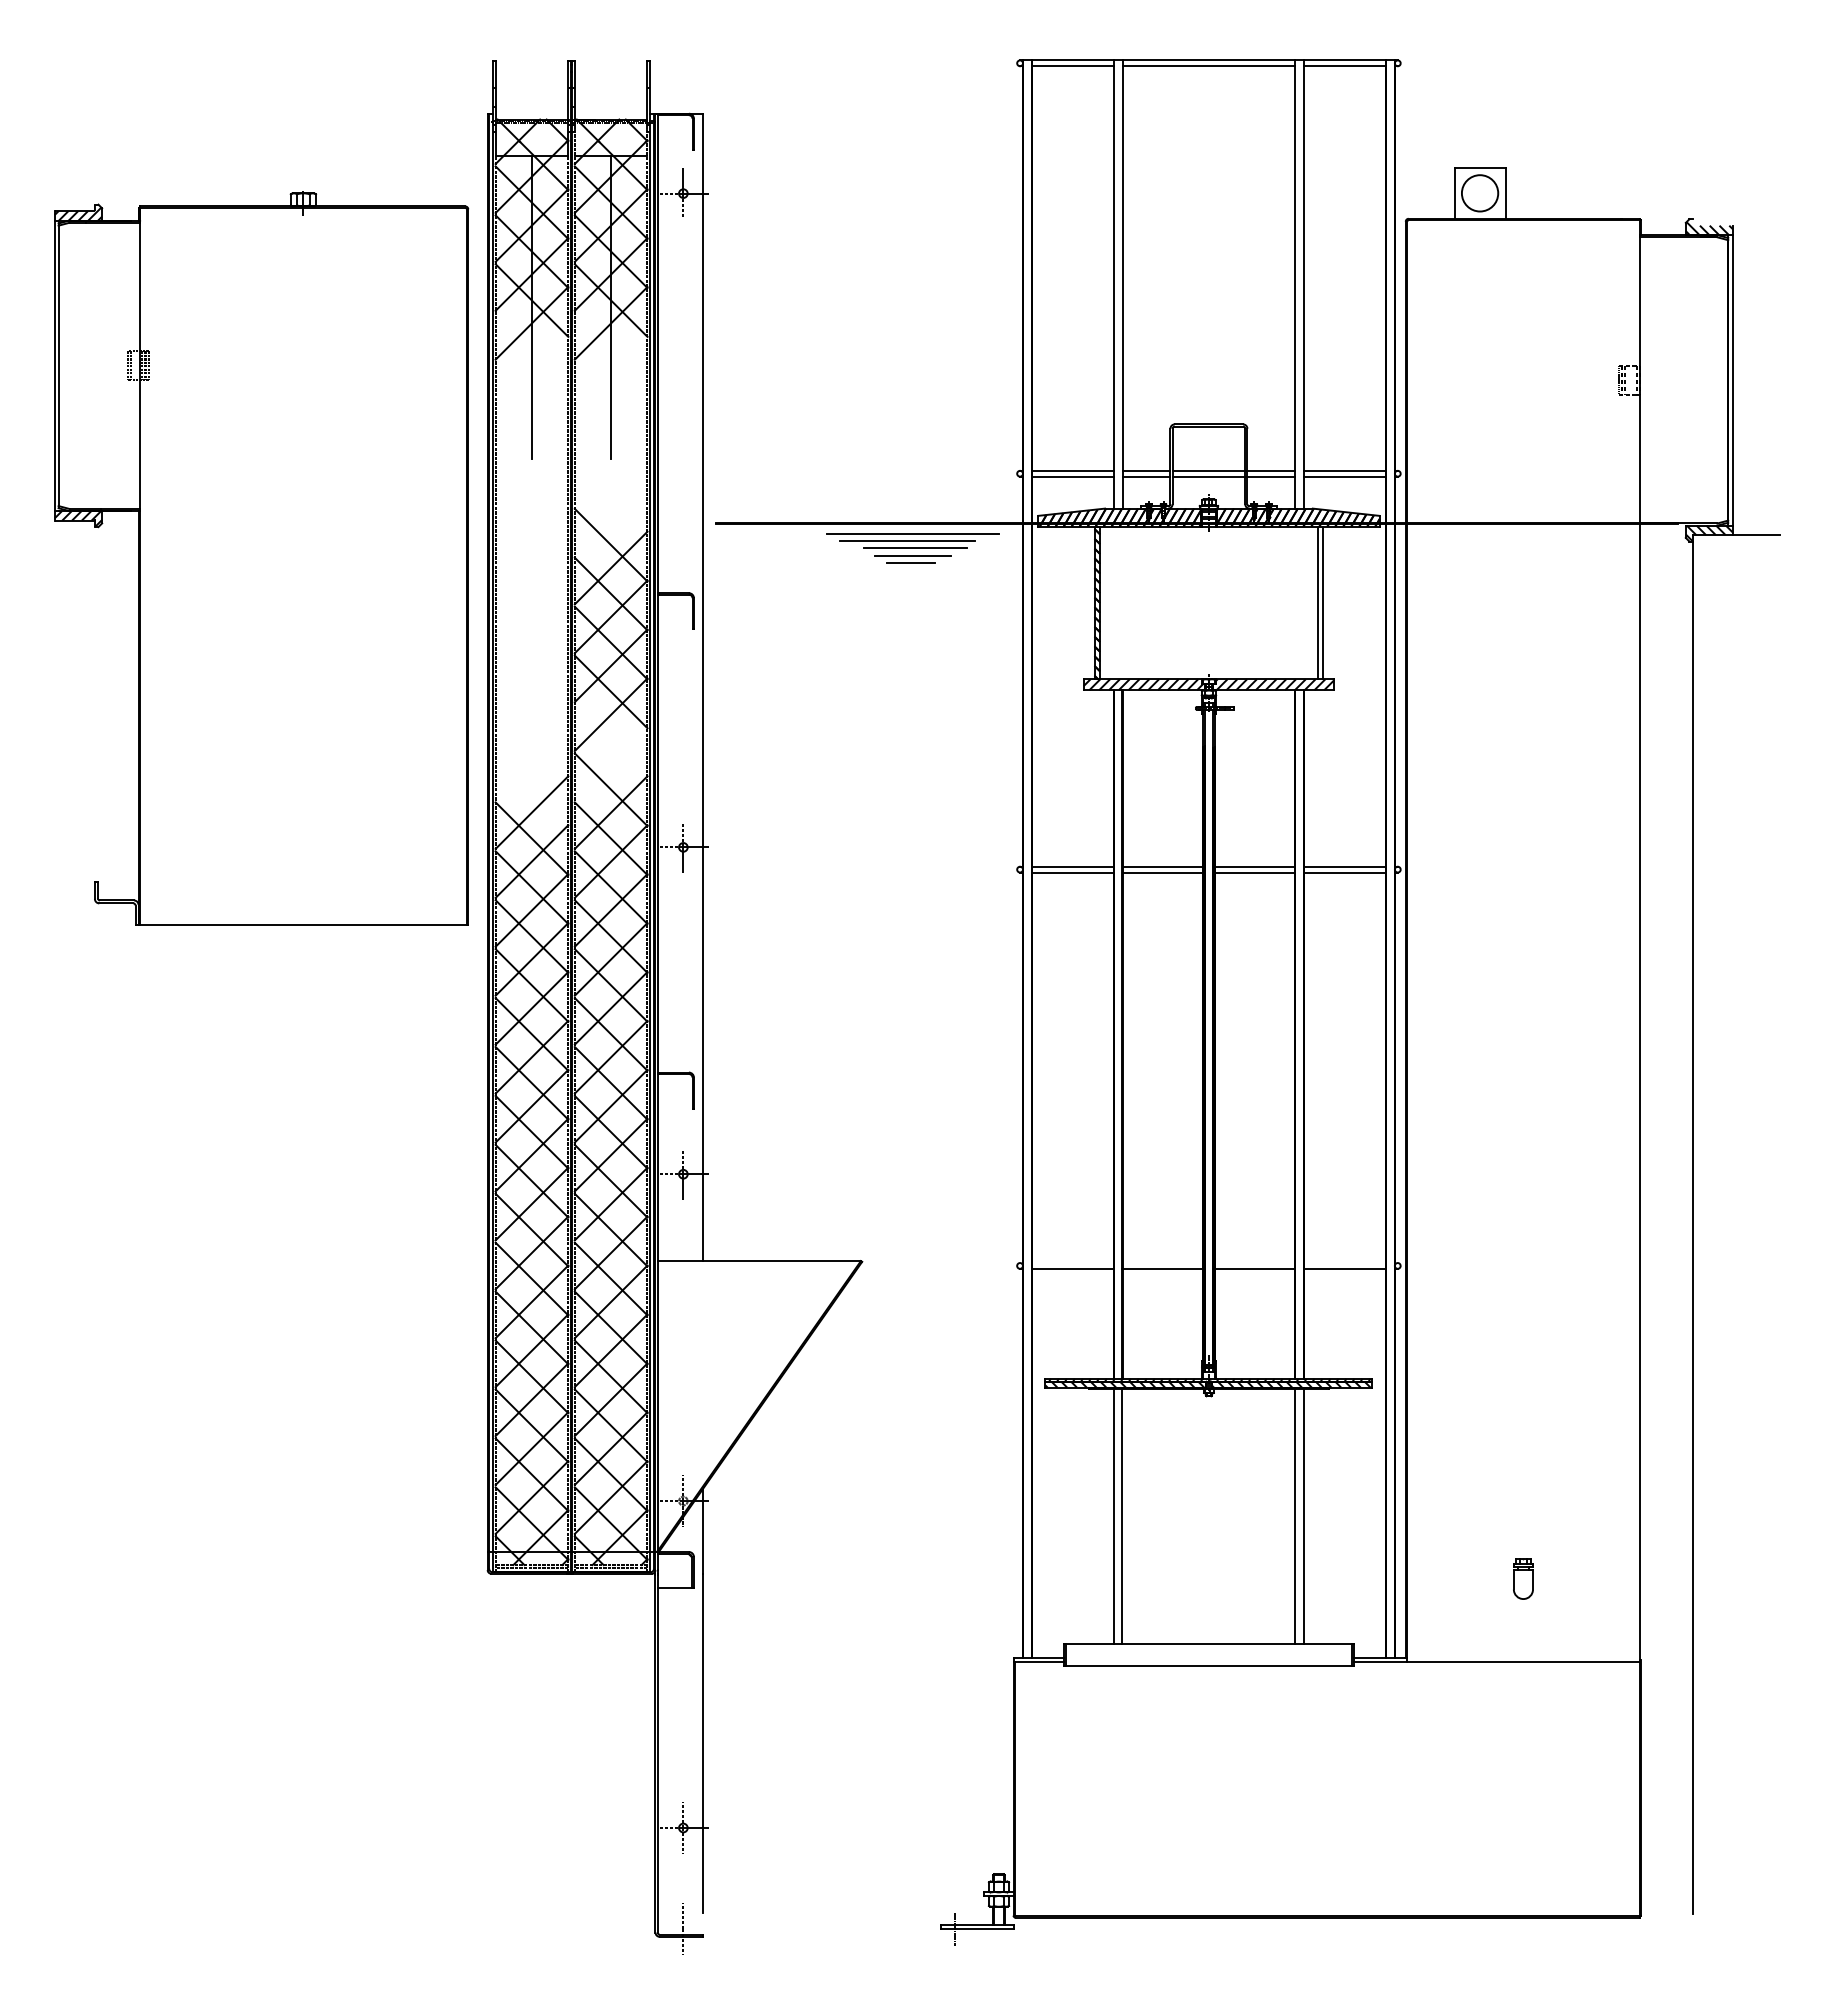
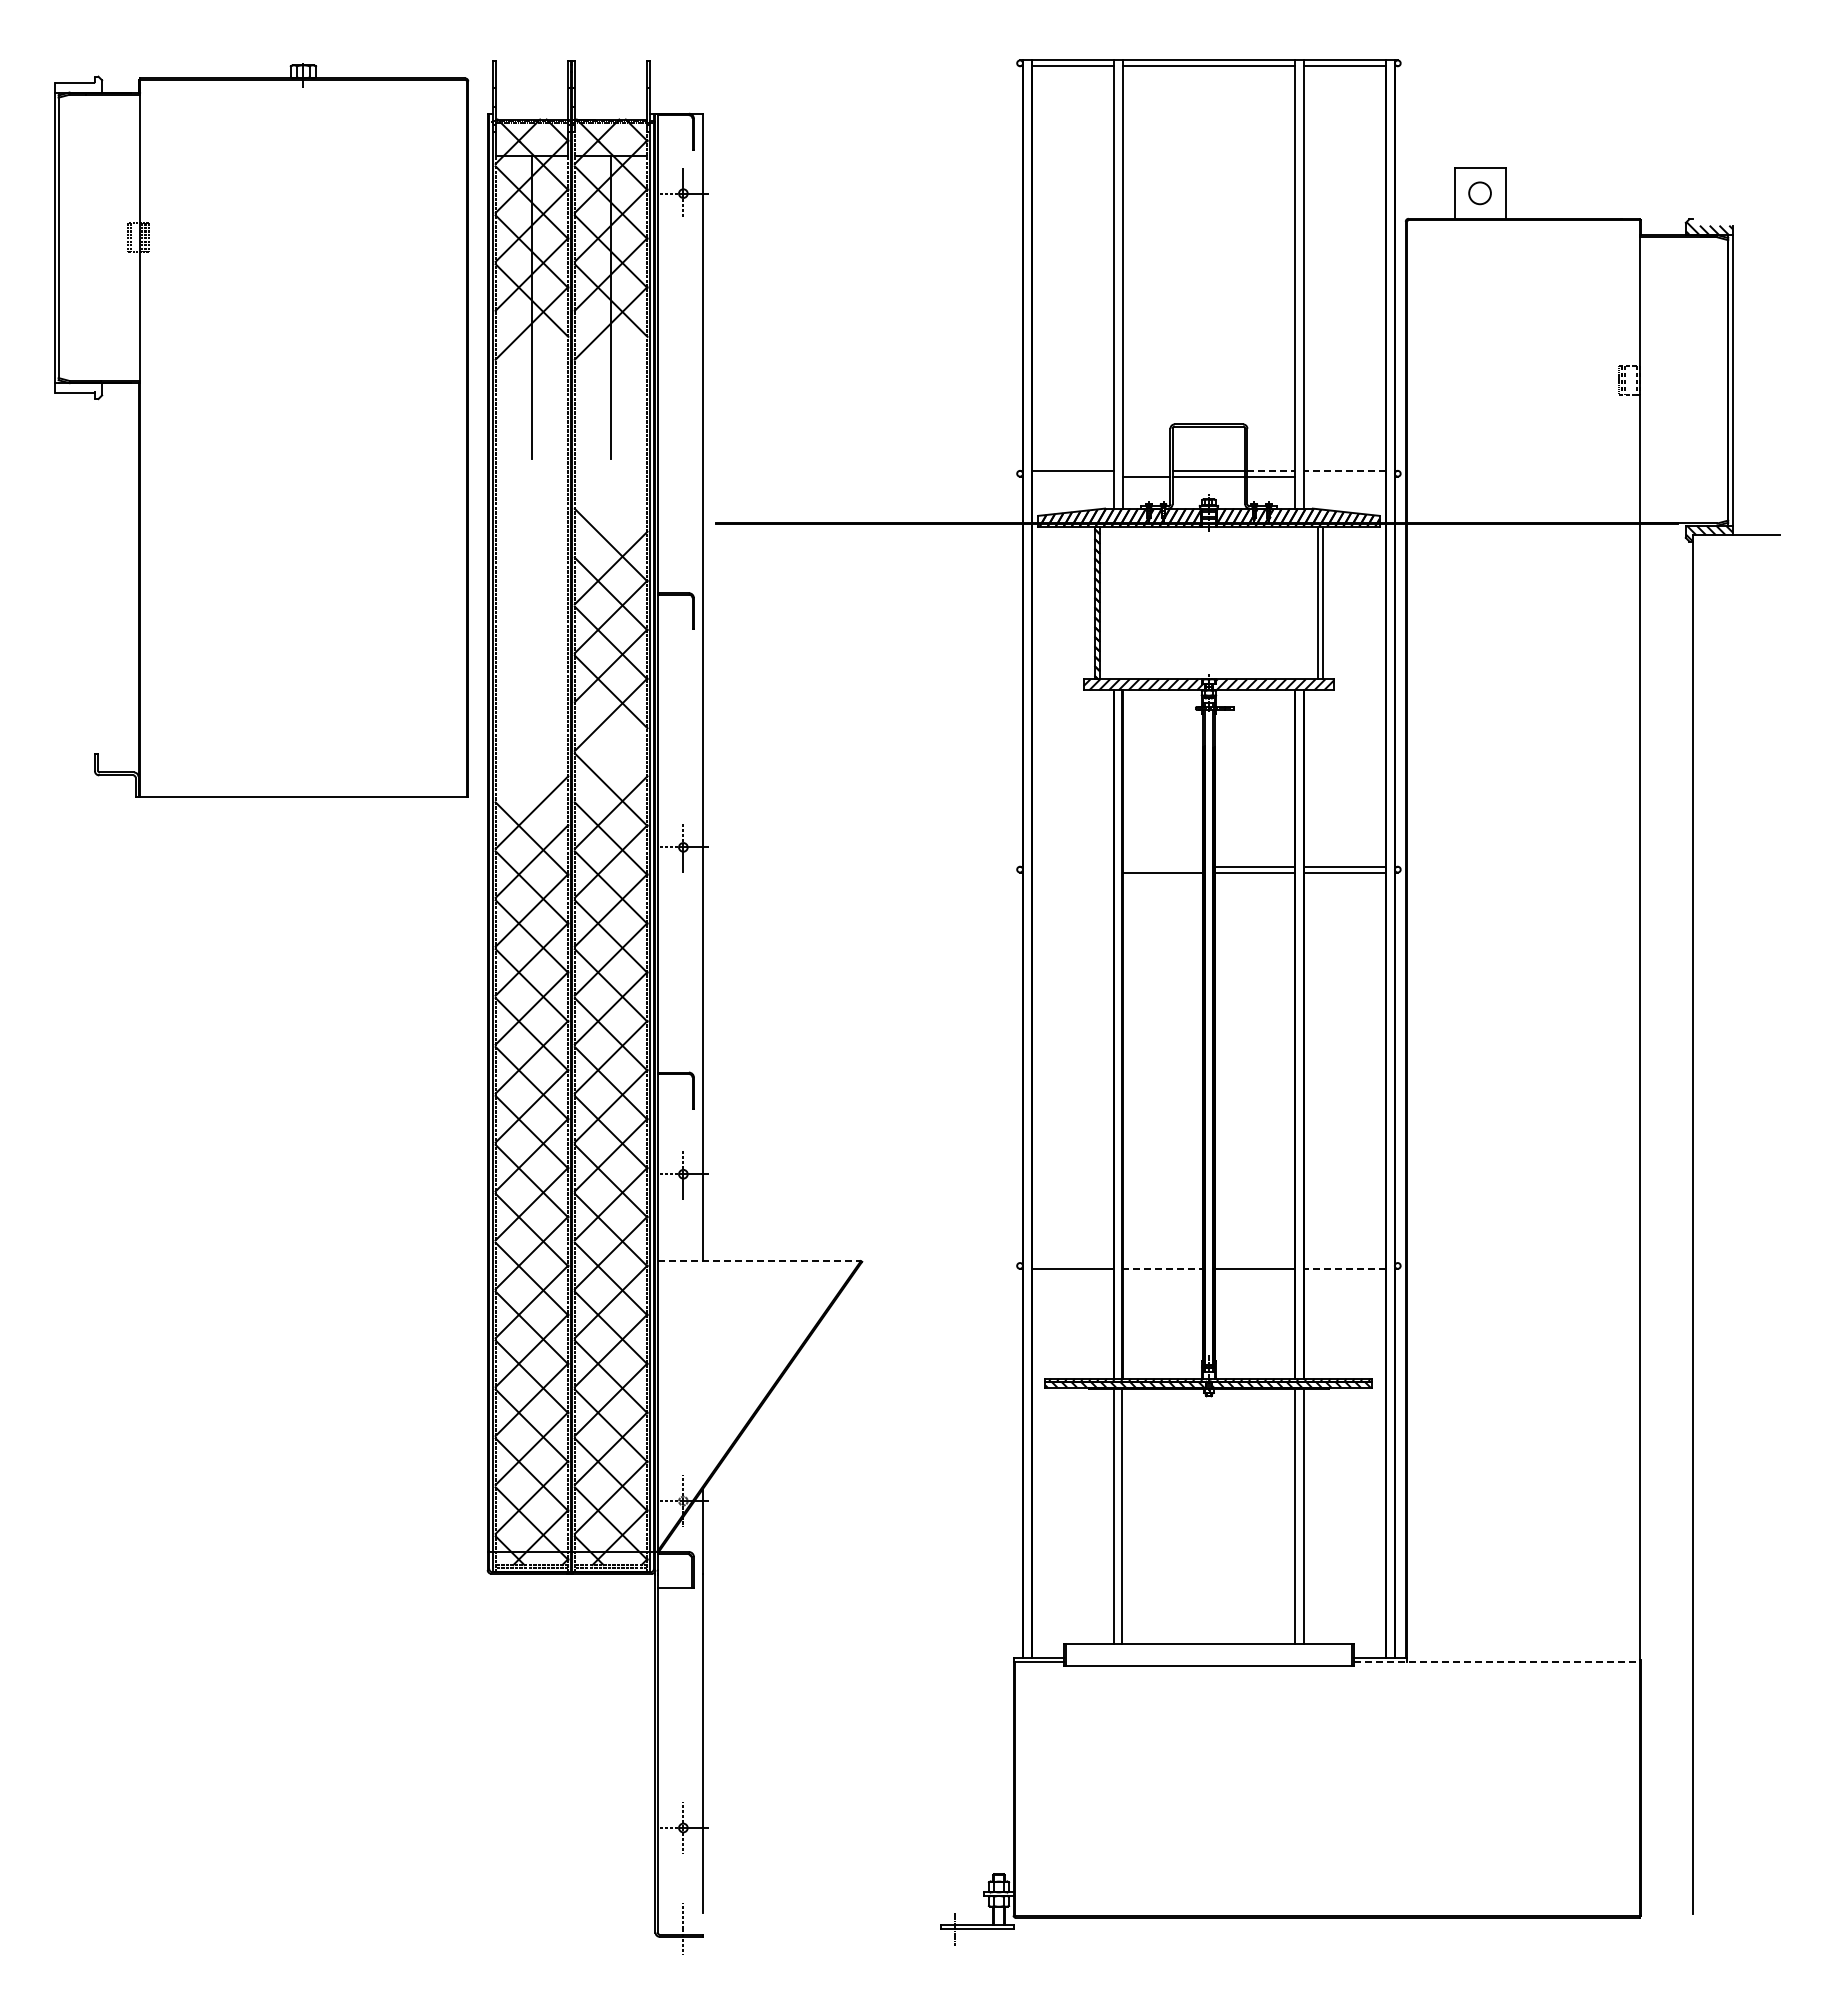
circle diameter: 36 px -> 22 px (1479, 193)
line: present -> none (1146, 470)
line: solid -> dashed (1271, 470)
line: solid -> dashed (1344, 470)
line: present -> none (1072, 476)
line: present -> none (1345, 476)
part: present -> none (912, 548)
part position: (261, 558) -> (261, 430) (261, 430)
line: present -> none (1072, 866)
line: present -> none (1162, 866)
line: present -> none (1072, 872)
line: solid -> dashed (759, 1261)
line: solid -> dashed (1163, 1268)
line: solid -> dashed (1344, 1268)
part: present -> none (1523, 1578)
line: solid -> dashed (1496, 1662)
